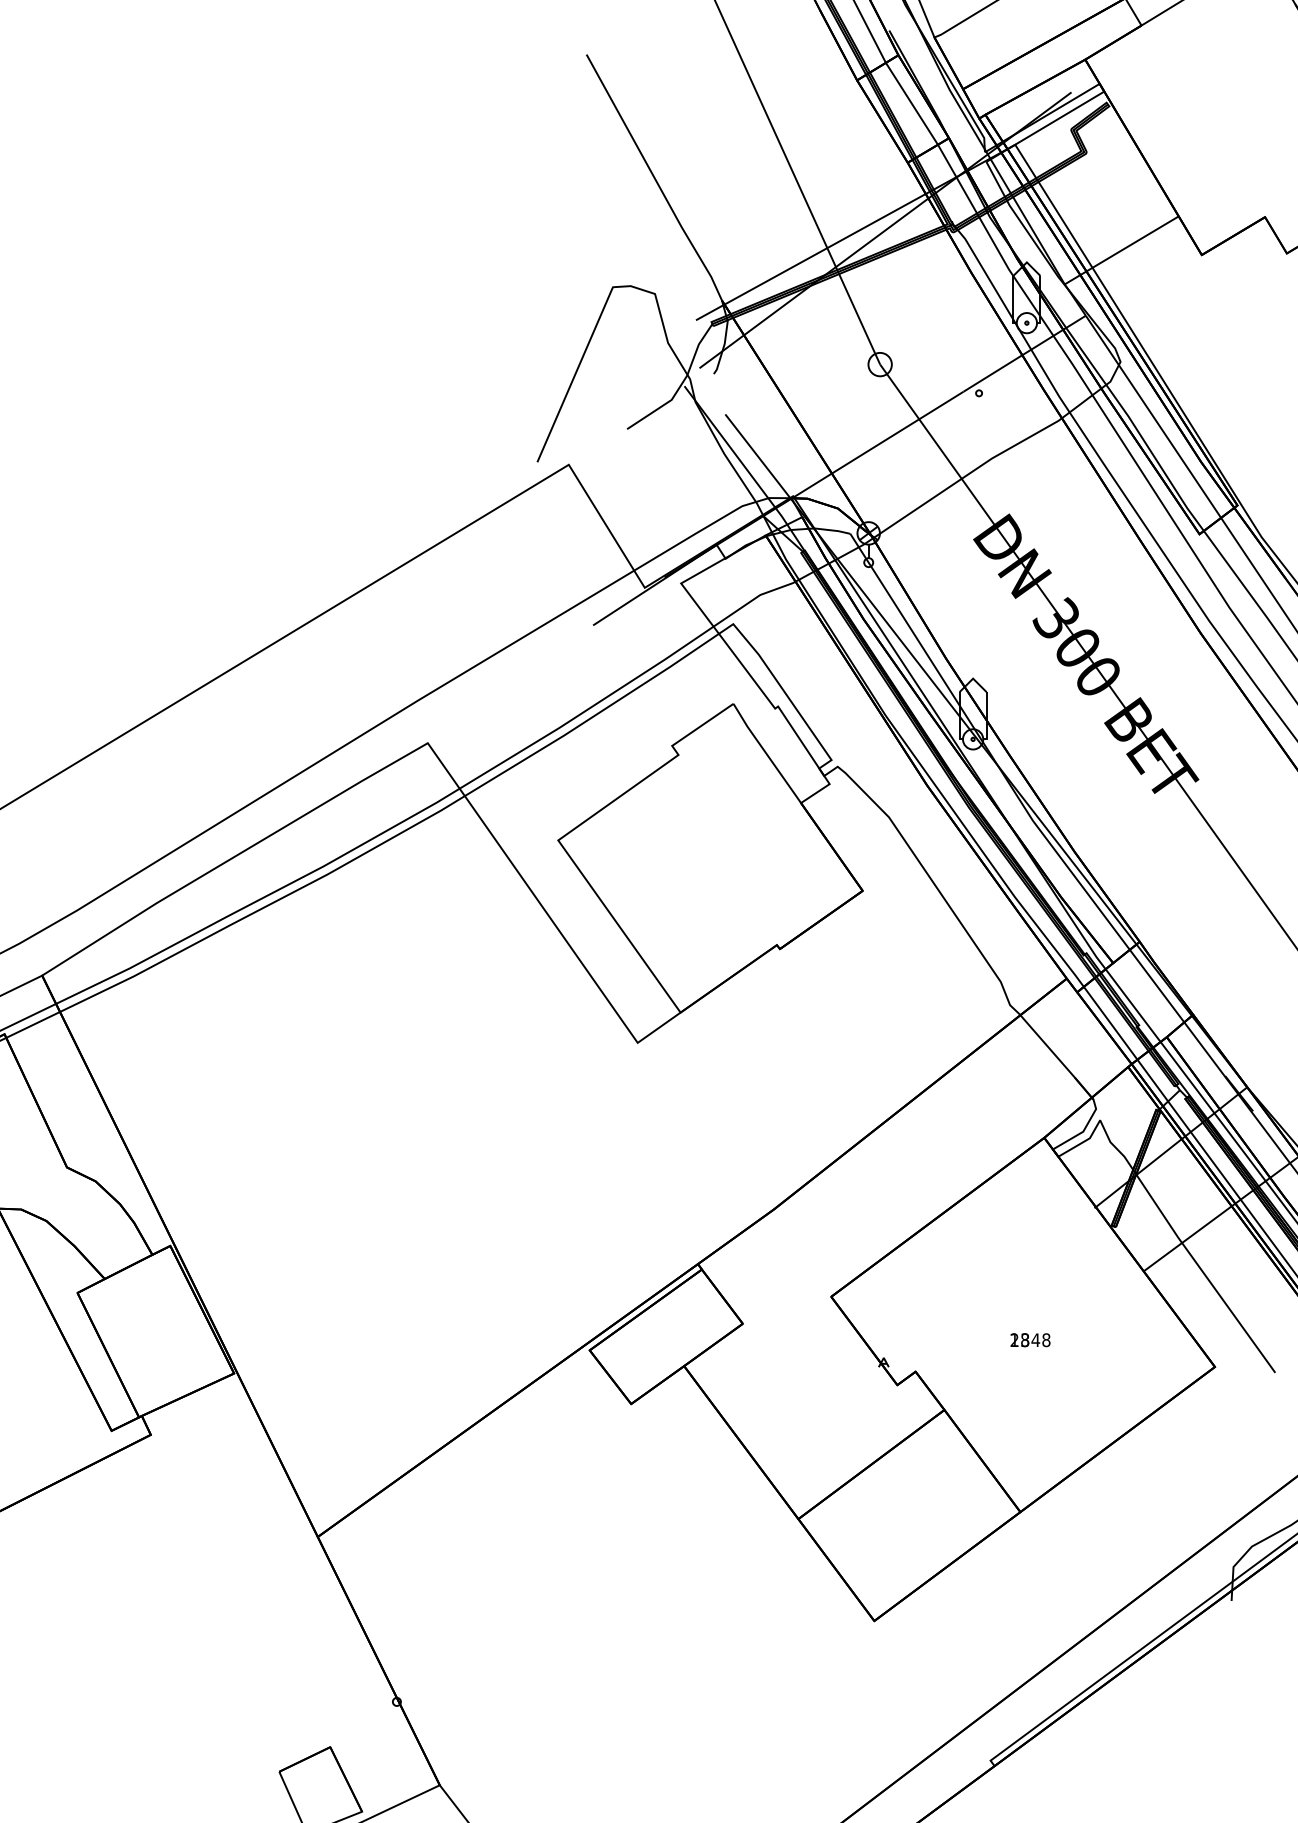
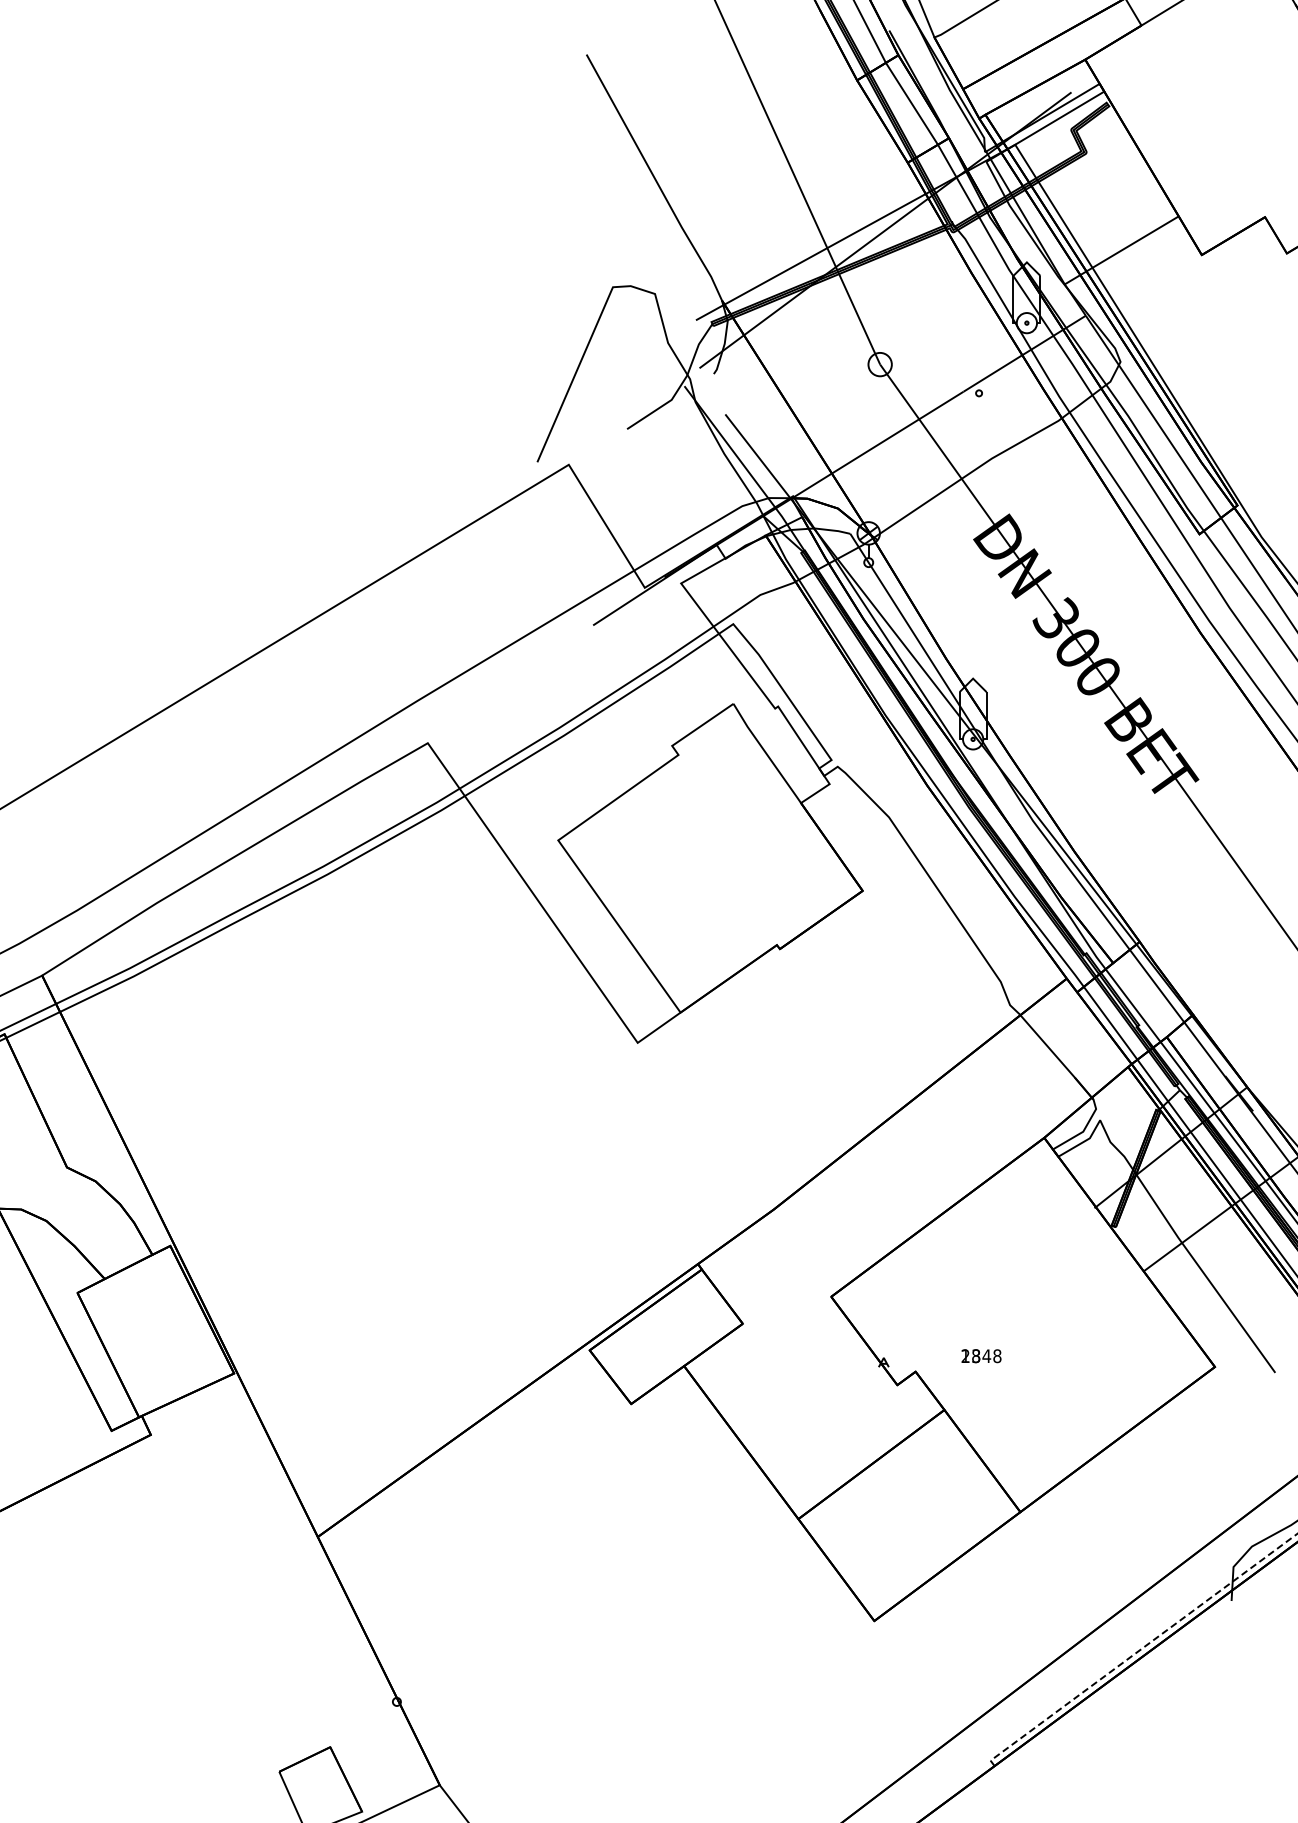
text position: (1030, 1340) -> (981, 1356) (981, 1356)
line: solid -> dashed (1140, 1649)
